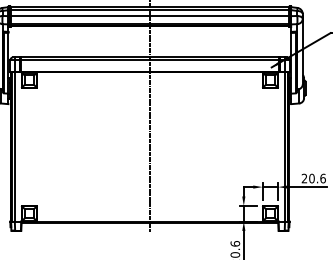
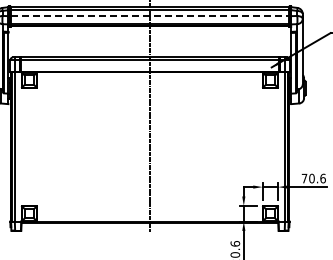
line: solid -> dashed (150, 16)
text: 20.6 -> 70.6 (304, 178)
